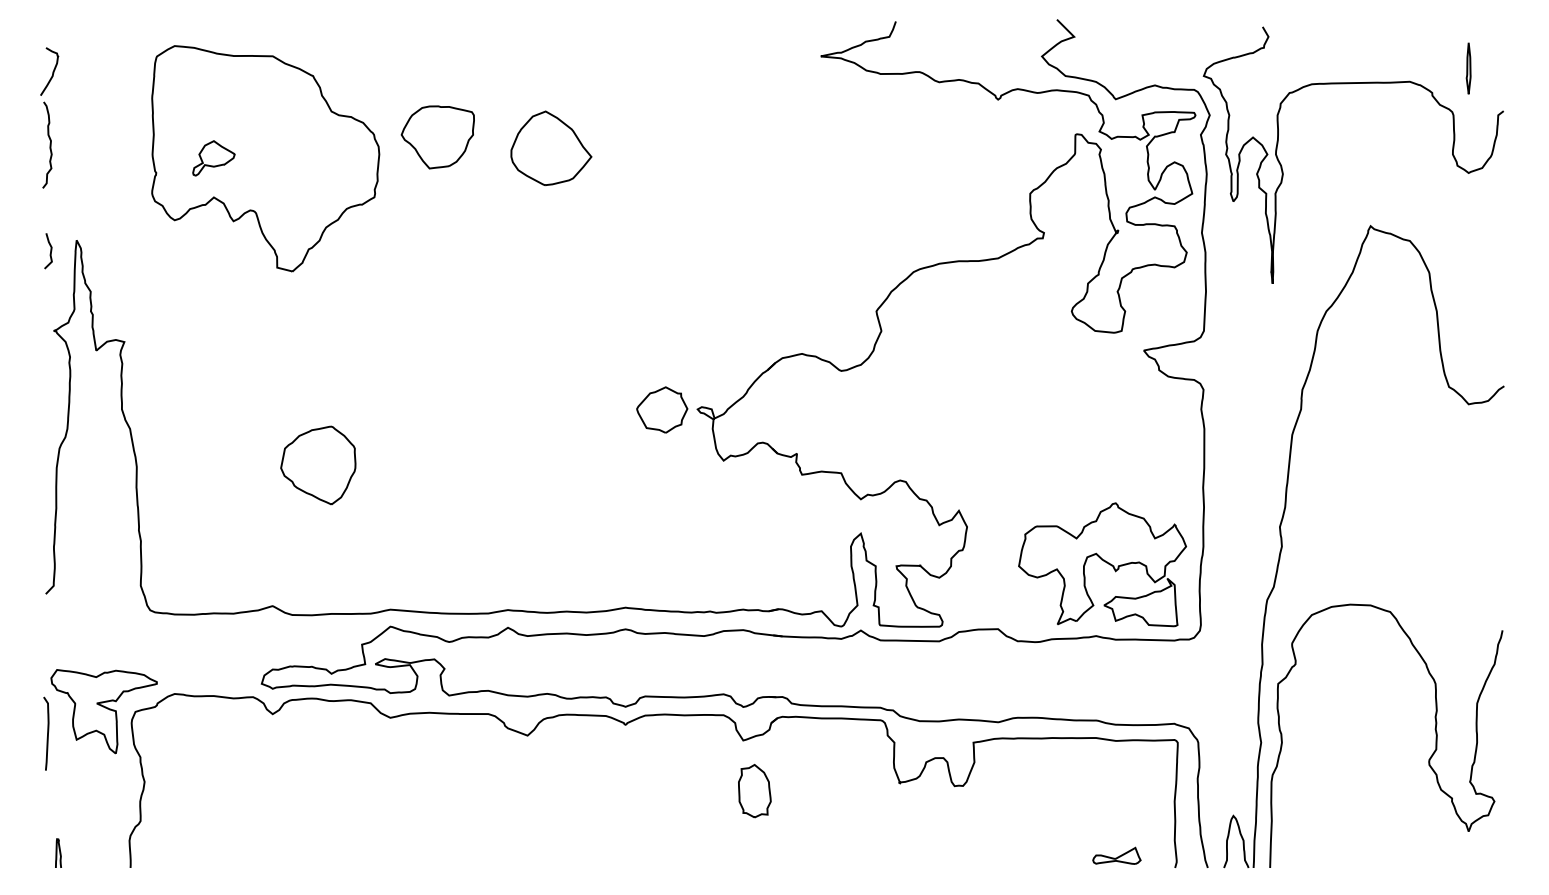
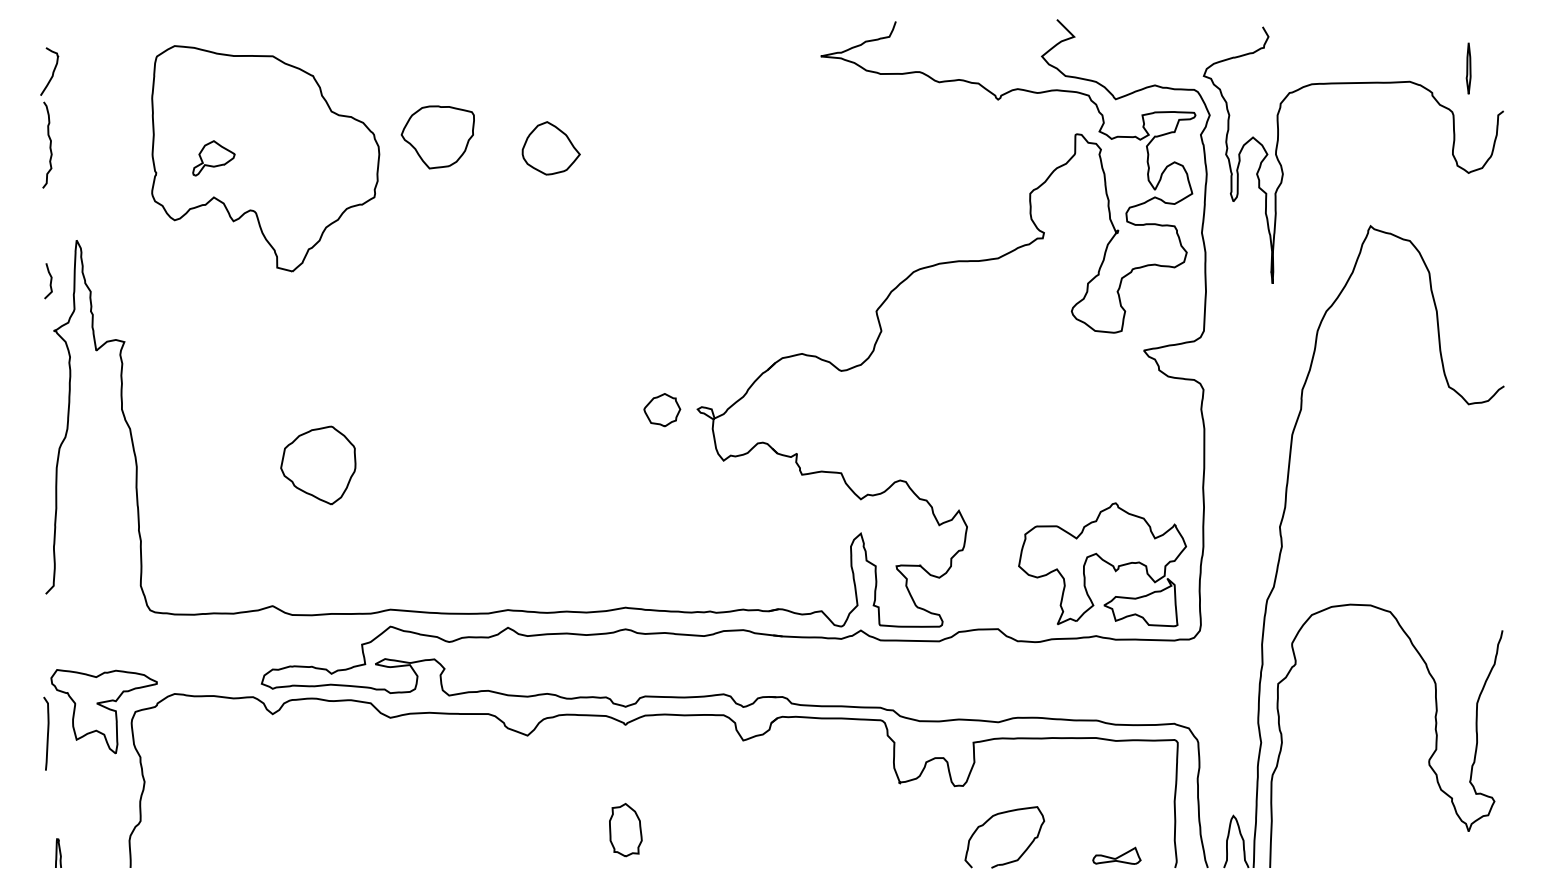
part size: 83x77 px -> 60x55 px (550, 148)
curve position: (50, 251) -> (50, 281) (50, 281)
part size: 53x48 px -> 39x35 px (662, 410)
part position: (754, 791) -> (625, 830) (625, 830)
part: none -> present (988, 821)
